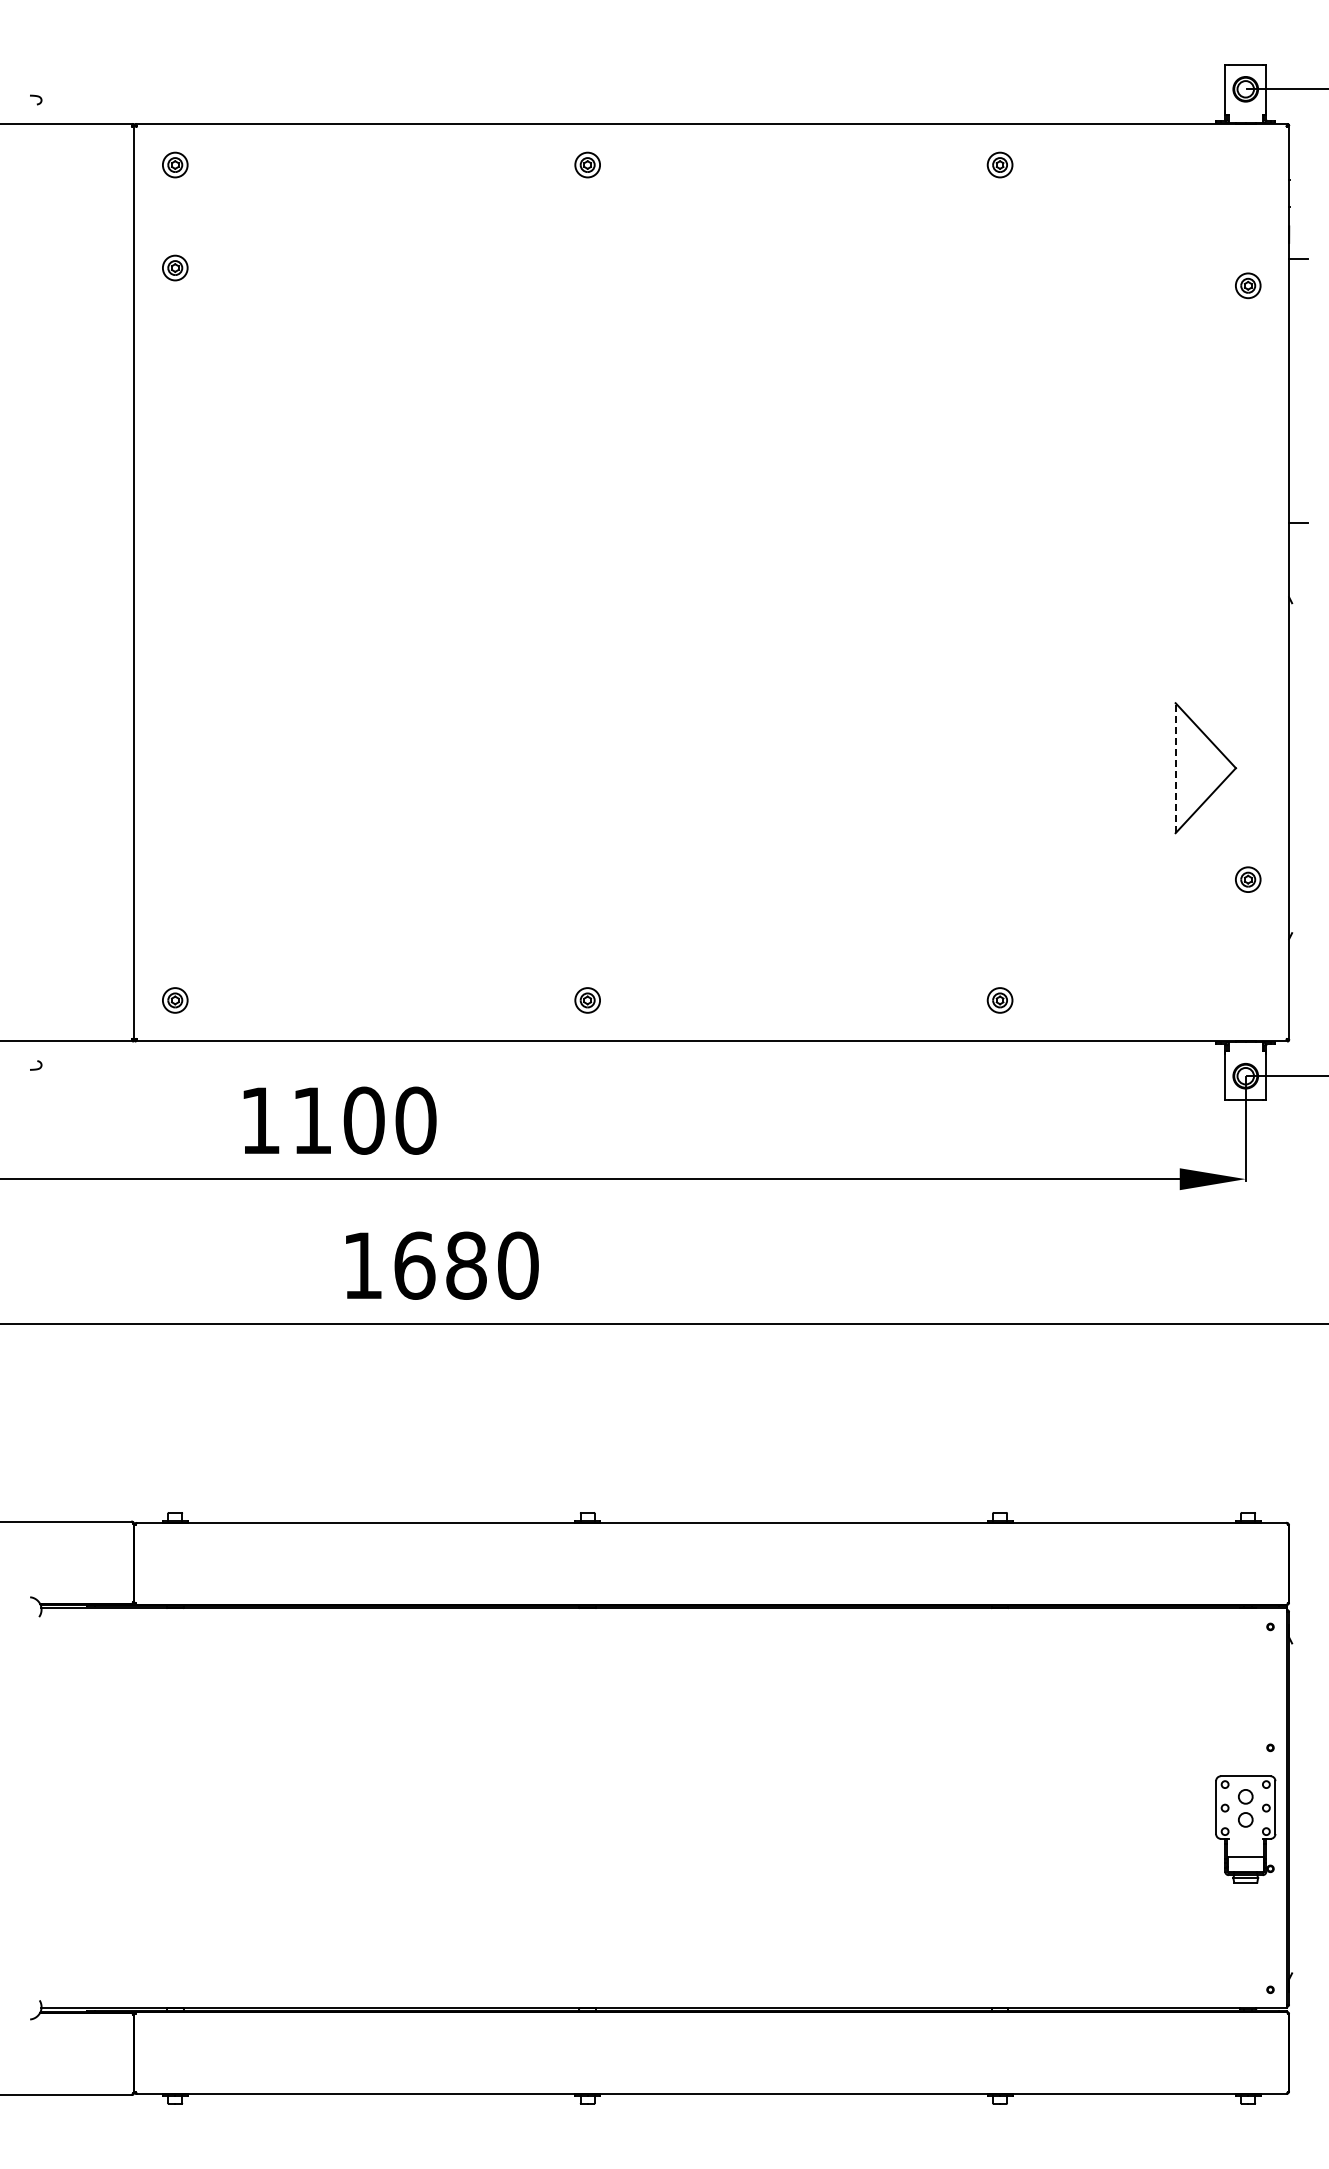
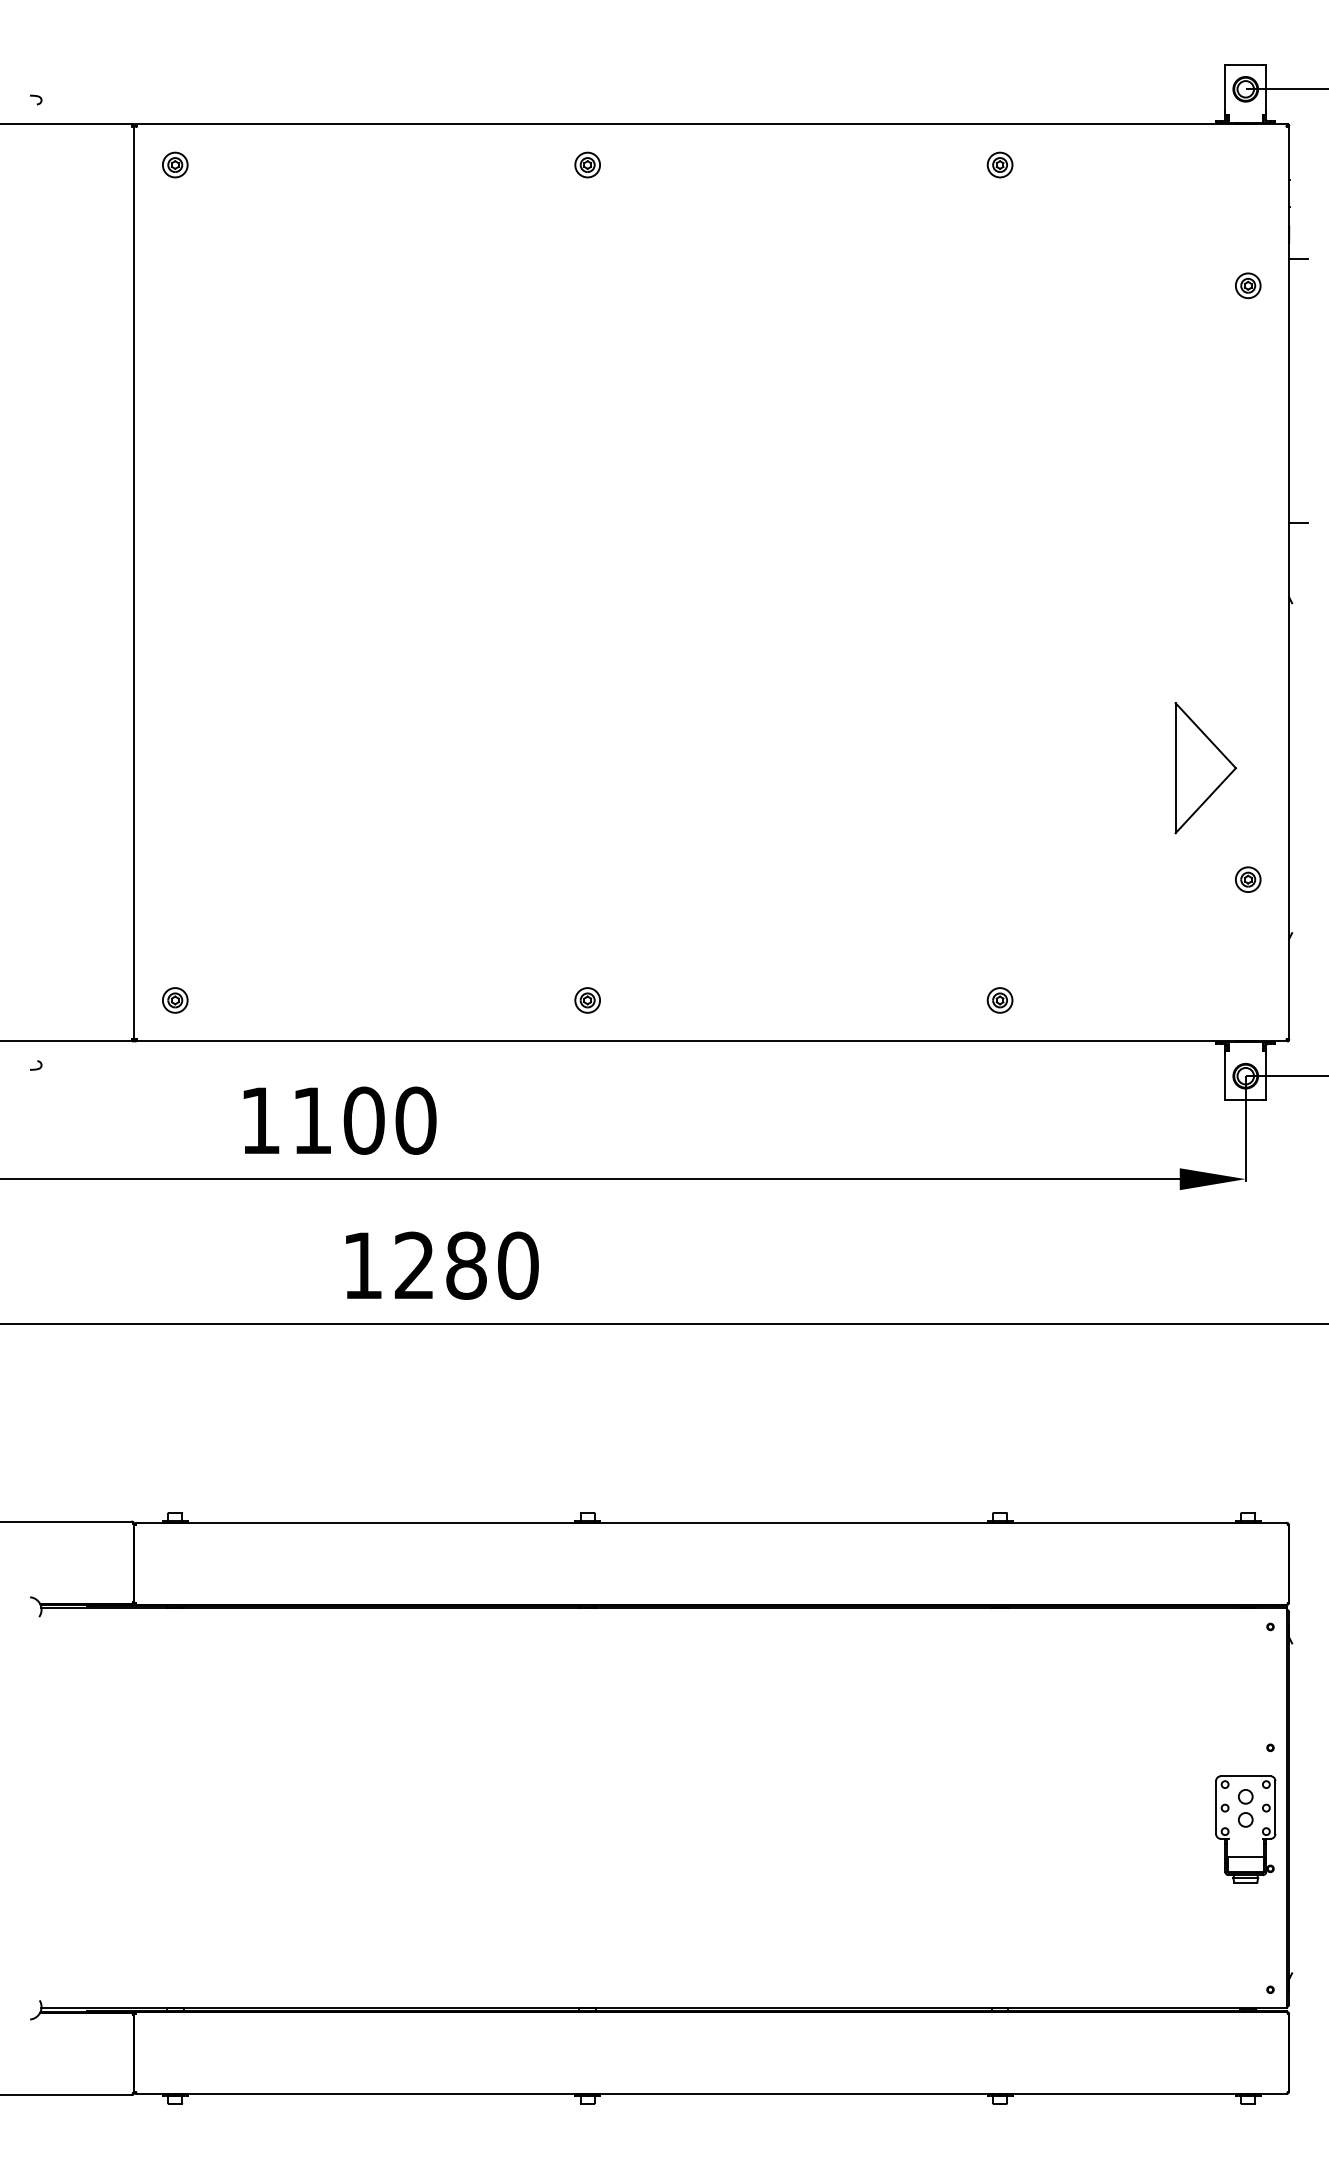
part: present -> none (175, 267)
line: dashed -> solid (1175, 767)
text: 1680 -> 1280 (414, 1265)
